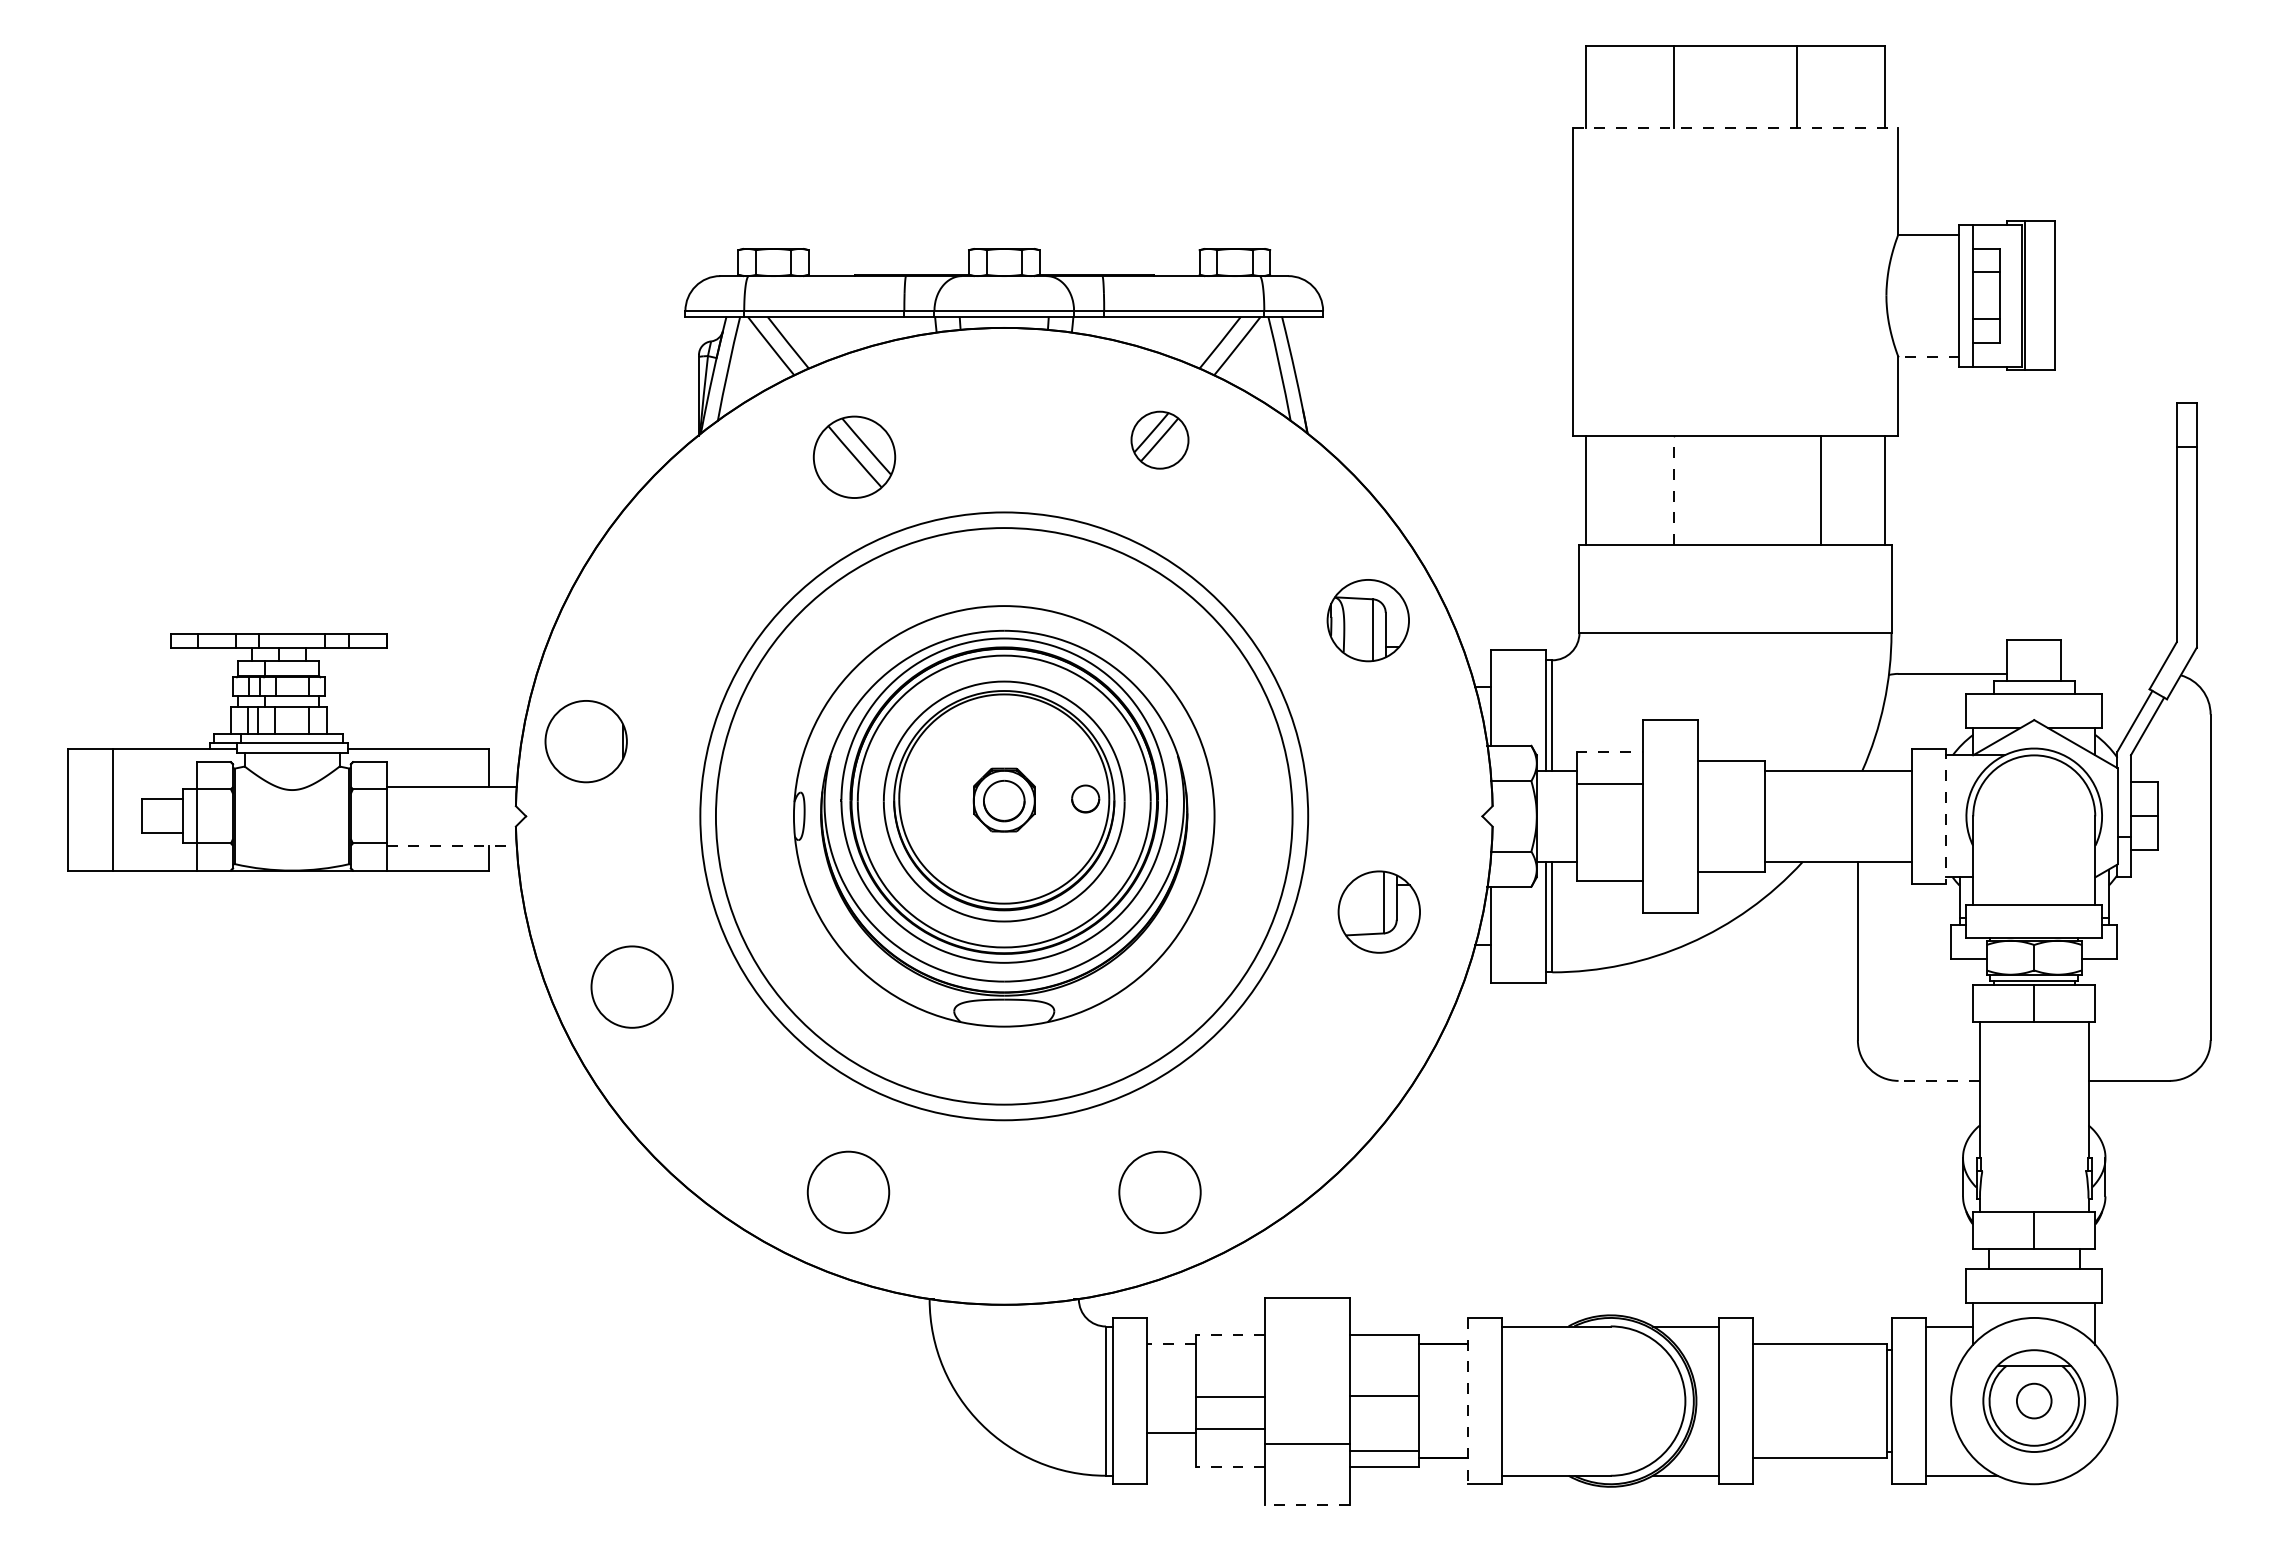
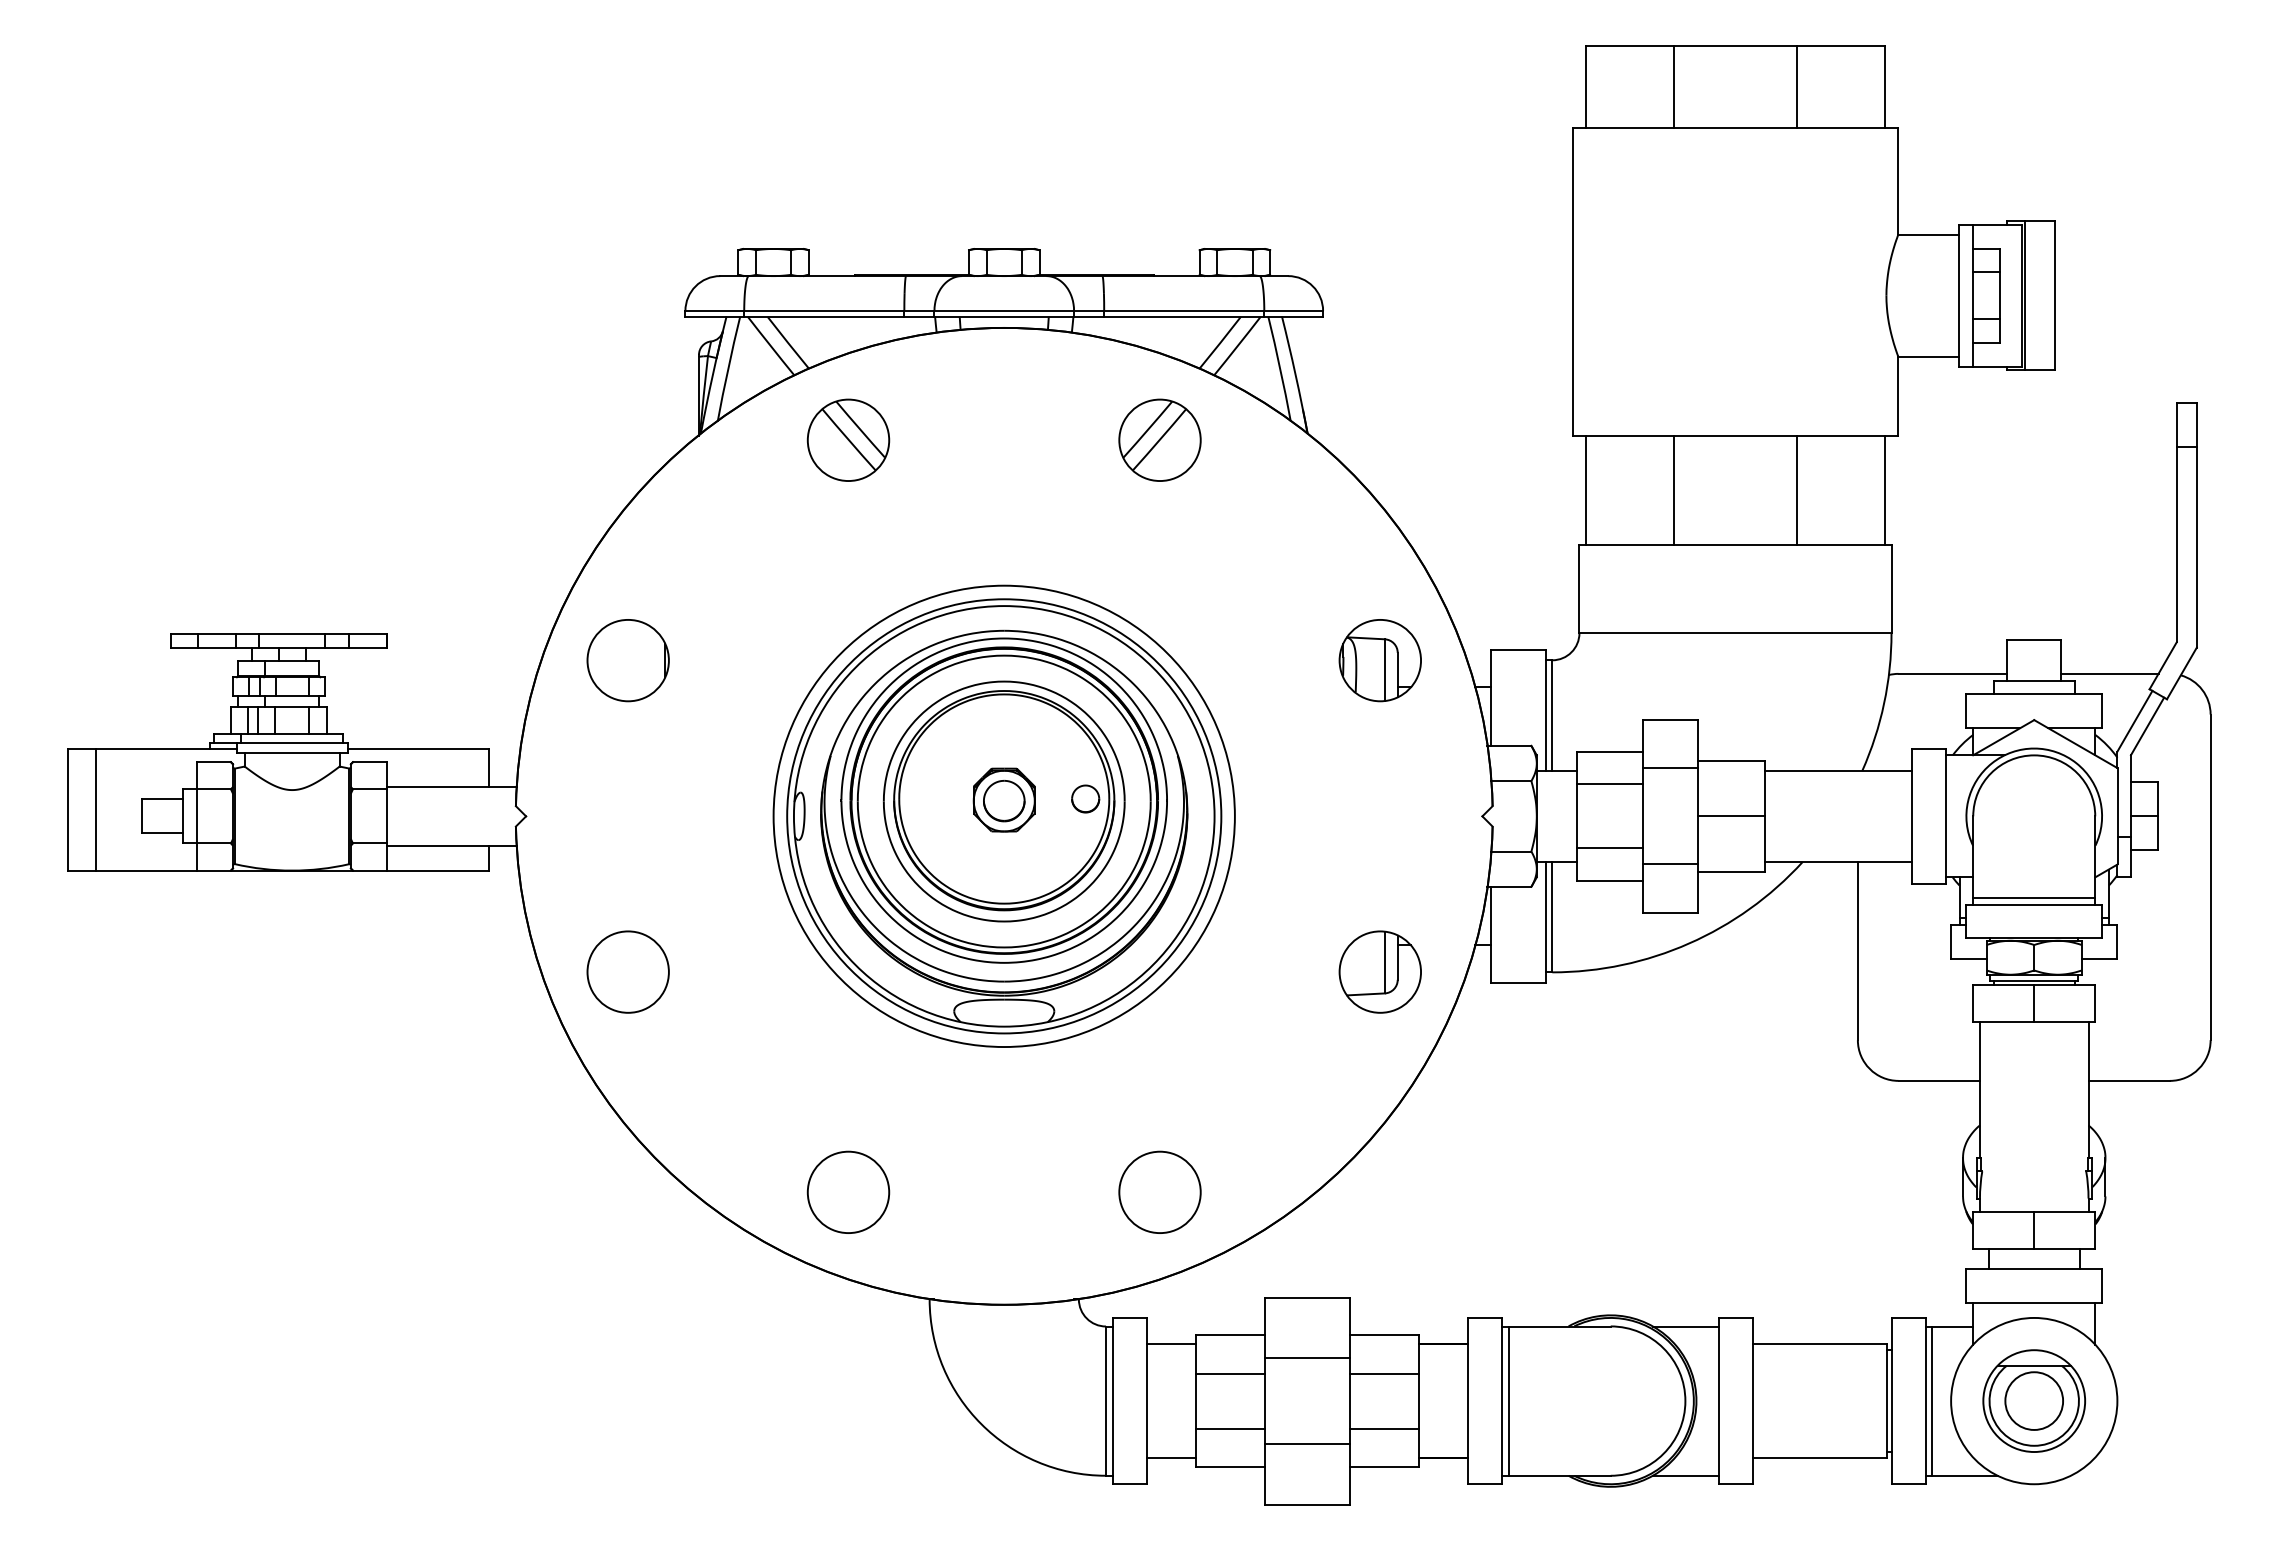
line: dashed -> solid (1735, 127)
line: dashed -> solid (1928, 356)
part size: 60x60 px -> 84x84 px (1159, 439)
part position: (854, 456) -> (848, 439) (848, 439)
line: dashed -> solid (1673, 490)
line position: (1821, 490) -> (1797, 490) (1797, 490)
part position: (1367, 620) -> (1379, 660) (1379, 660)
line: none -> present (2109, 673)
part position: (585, 741) -> (627, 660) (627, 660)
line: dashed -> solid (1610, 752)
line: none -> present (1670, 768)
line position: (112, 809) -> (95, 809) (95, 809)
circle diameter: 577 px -> 461 px (1003, 816)
circle diameter: 608 px -> 434 px (1004, 816)
line: none -> present (1730, 816)
line: dashed -> solid (1946, 816)
line: dashed -> solid (452, 845)
line: none -> present (1609, 848)
line: none -> present (1670, 864)
line: none -> present (2034, 897)
part position: (1378, 911) -> (1379, 971) (1379, 971)
circle position: (631, 986) -> (627, 971) (627, 971)
line: dashed -> solid (1939, 1080)
line: dashed -> solid (1230, 1335)
line: dashed -> solid (1170, 1344)
line: none -> present (1307, 1358)
line position: (1384, 1395) -> (1384, 1373) (1384, 1373)
line position: (1230, 1396) -> (1230, 1373) (1230, 1373)
line: none -> present (1508, 1400)
line: none -> present (1932, 1400)
circle diameter: 35 px -> 58 px (2034, 1400)
line: dashed -> solid (1468, 1401)
line position: (1170, 1433) -> (1170, 1458) (1170, 1458)
line position: (1384, 1450) -> (1384, 1428) (1384, 1428)
line: dashed -> solid (1230, 1467)
line: dashed -> solid (1306, 1504)
